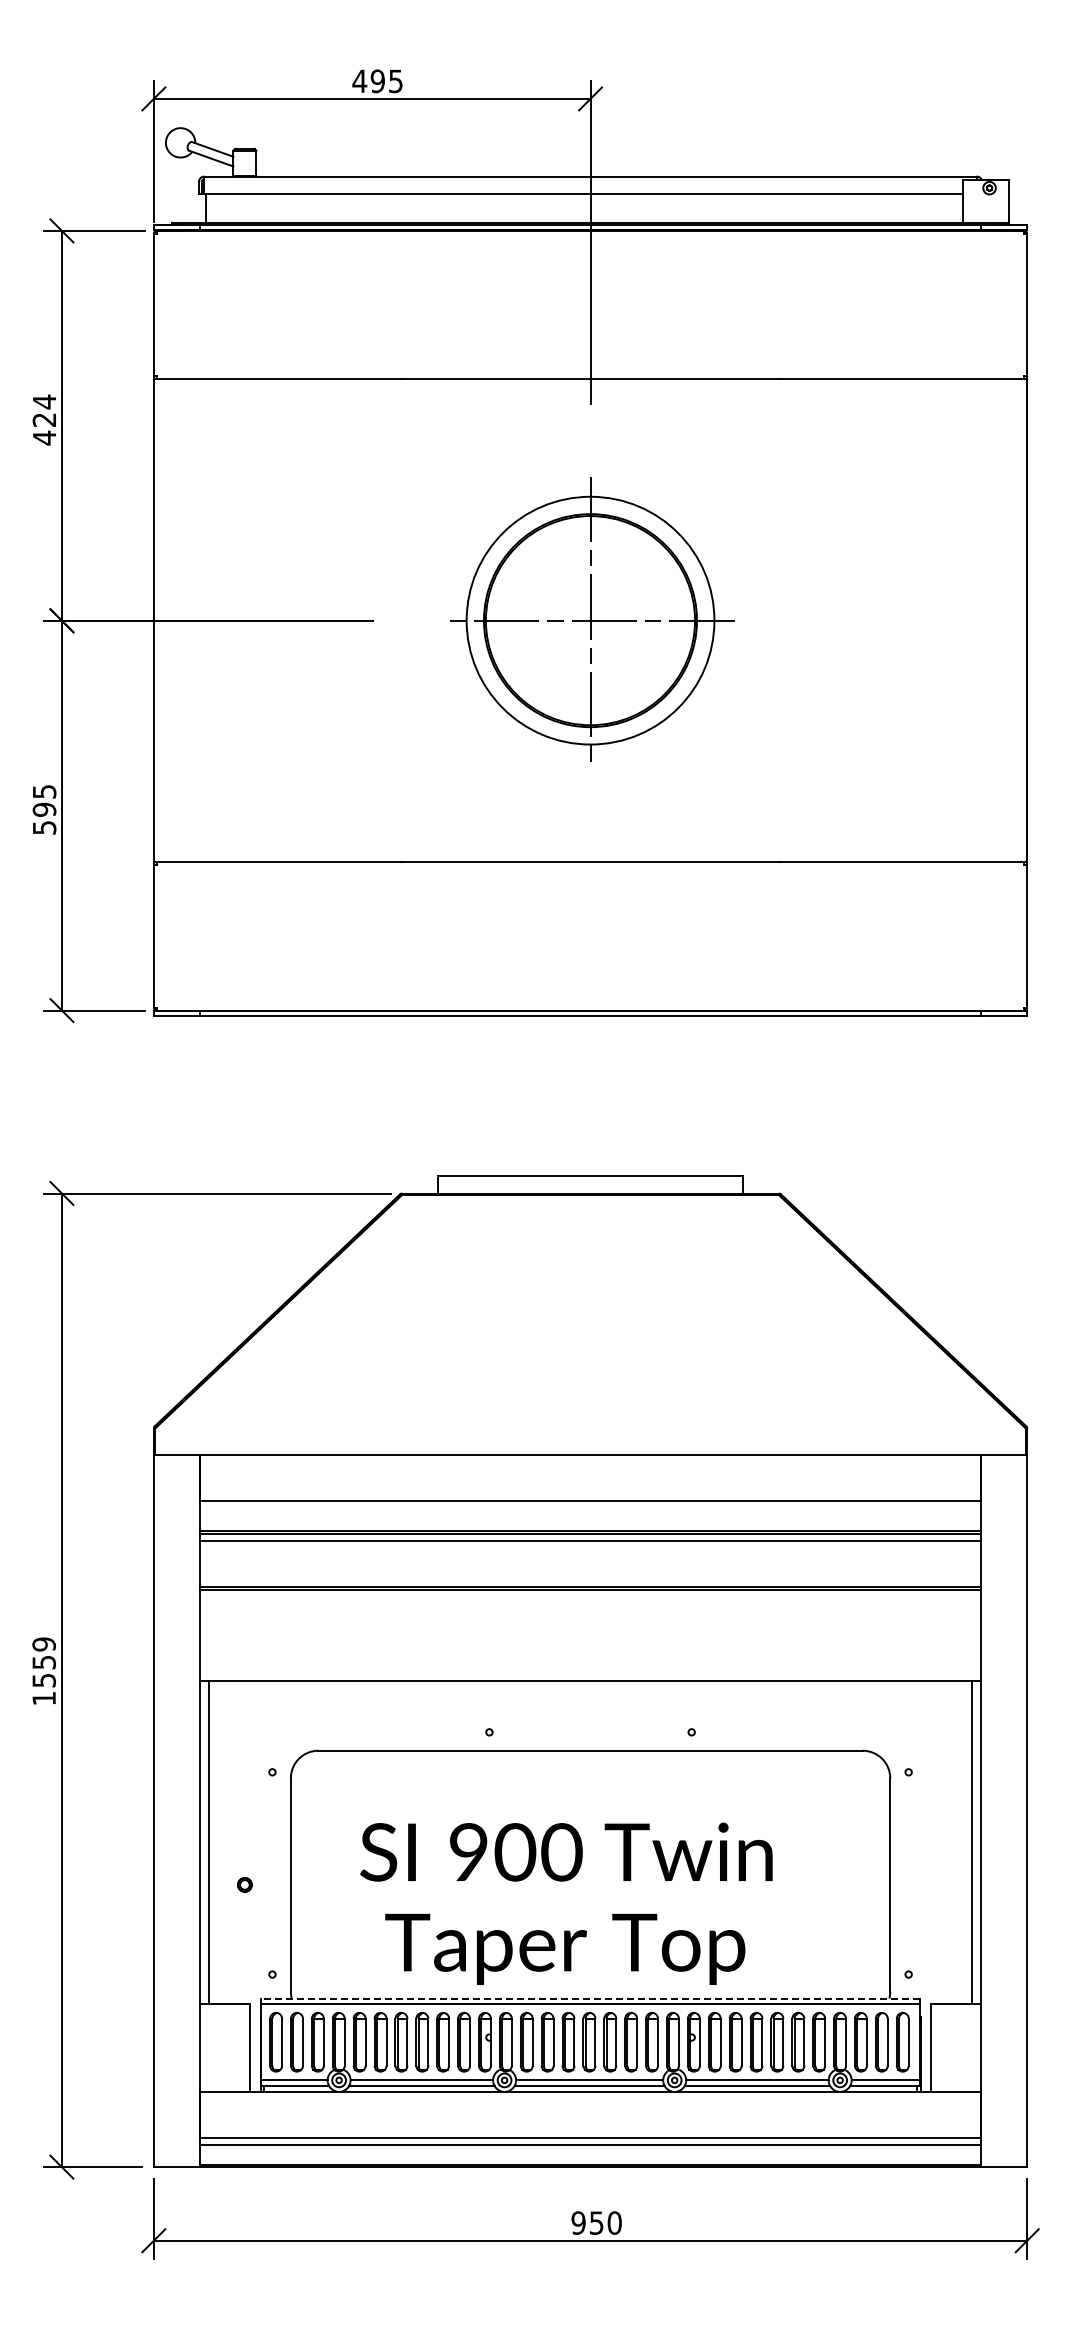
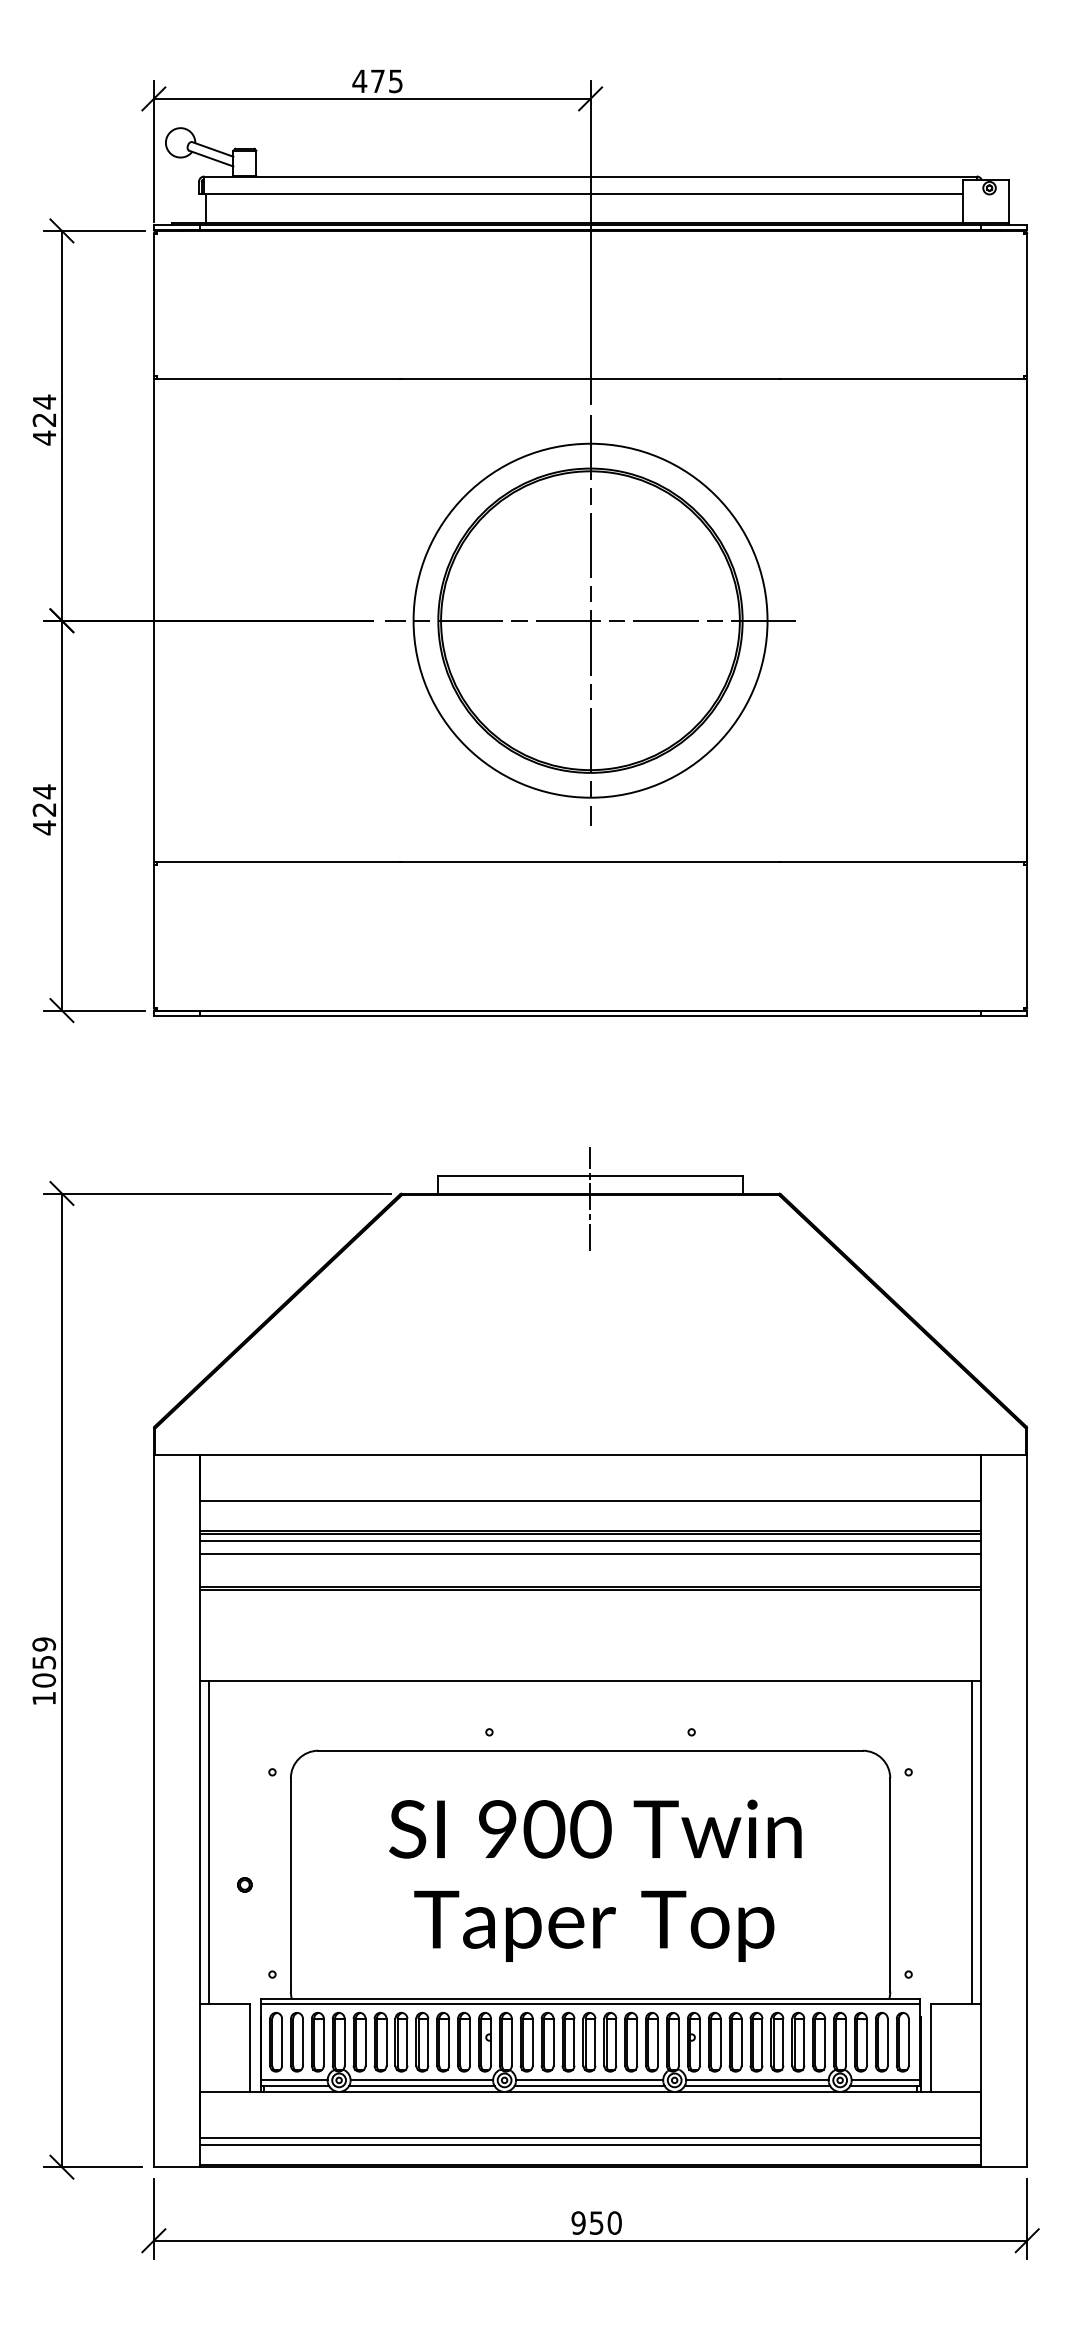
text: 495 -> 475 (377, 81)
part size: 285x285 px -> 411x411 px (590, 620)
text: 595 -> 424 (44, 809)
line: none -> present (590, 1198)
line: none -> present (590, 1554)
text: 1559 -> 1059 (44, 1680)
text position: (566, 1903) -> (595, 1880) (595, 1880)
line: dashed -> solid (590, 1998)
